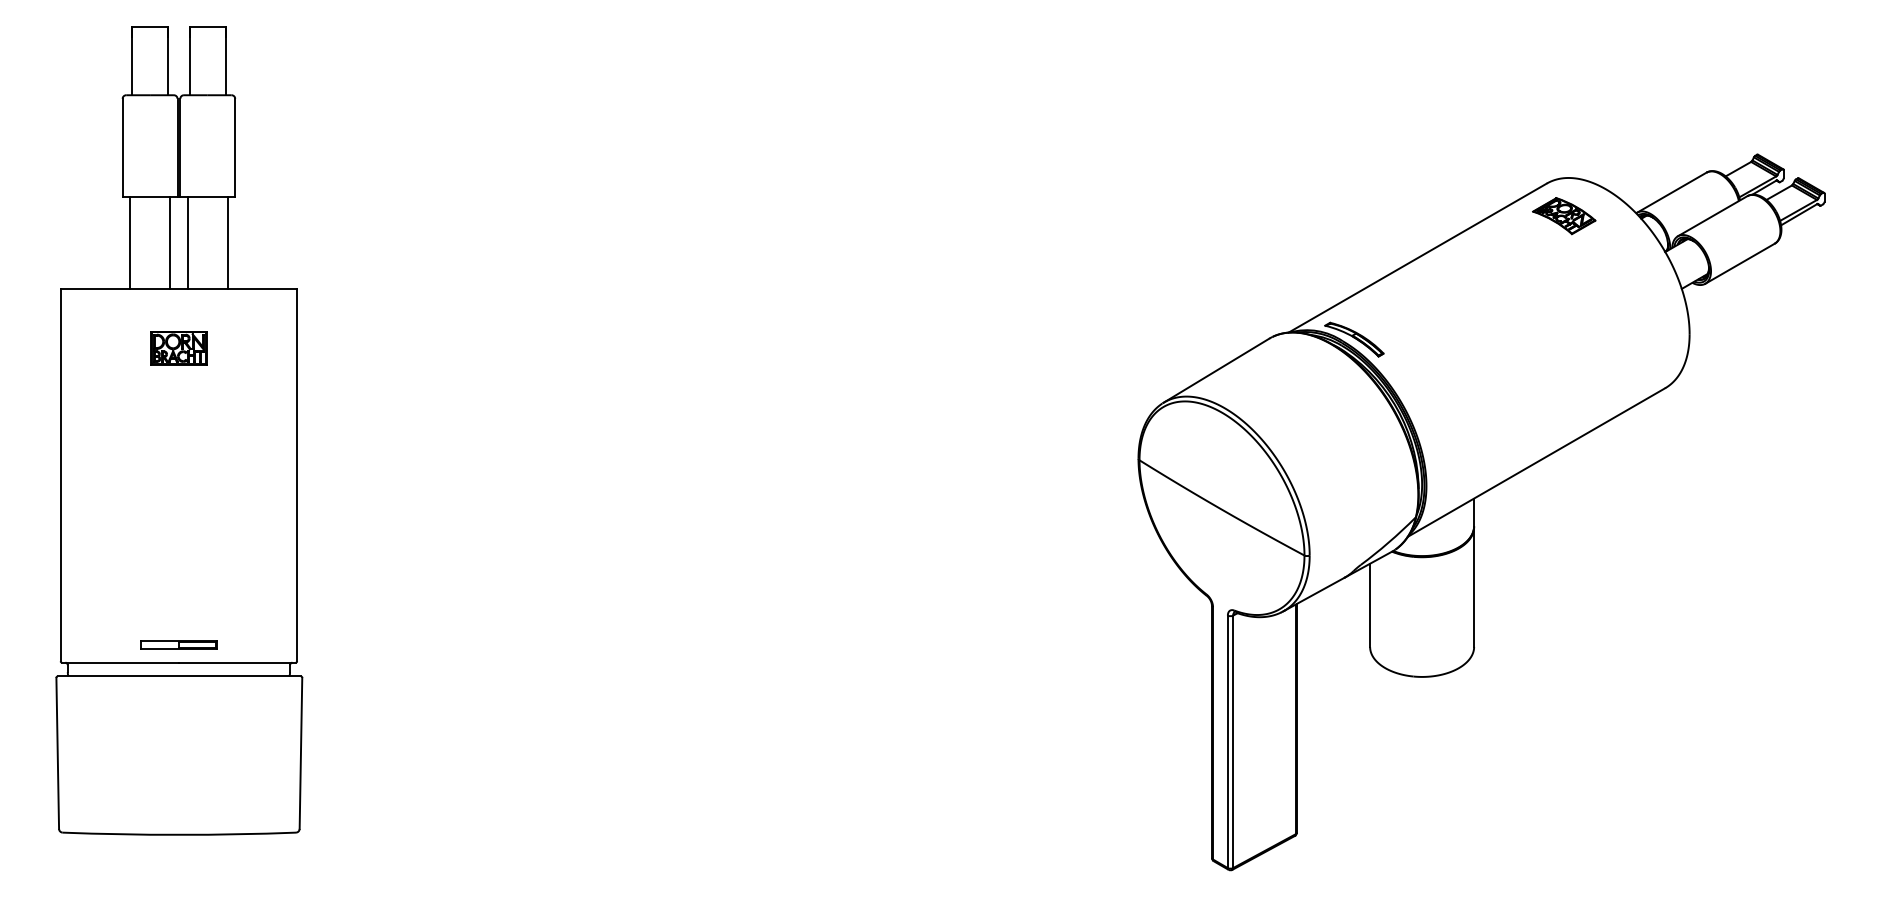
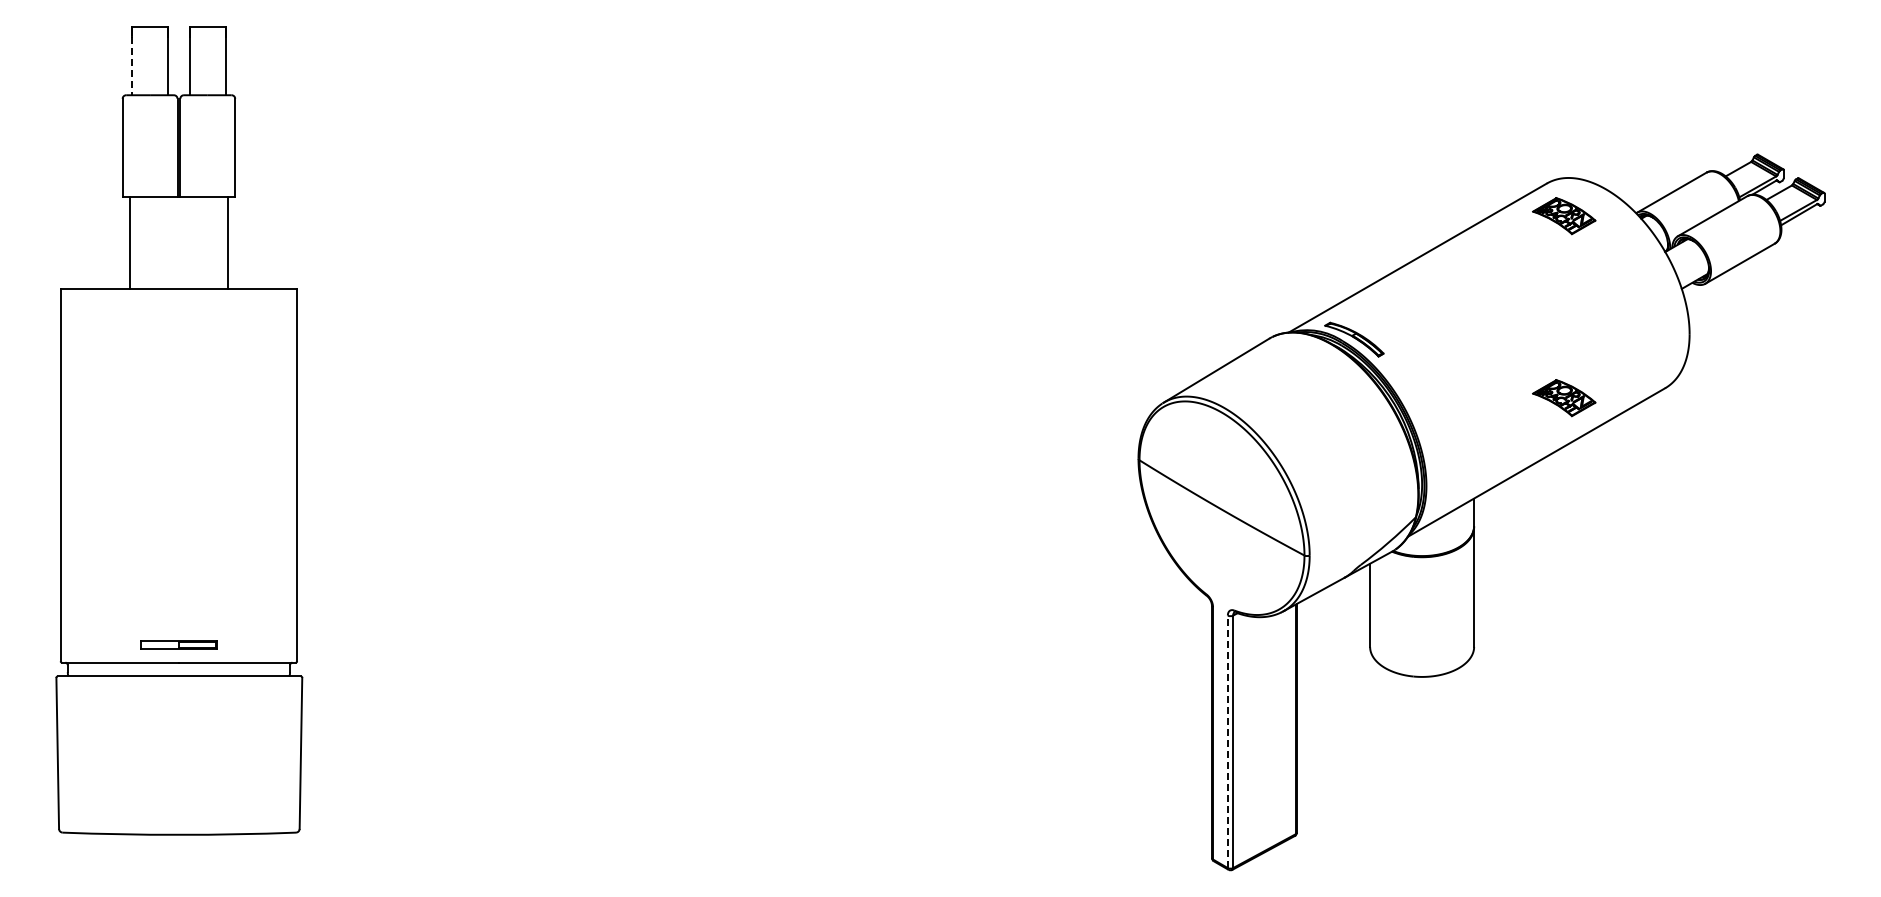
line: solid -> dashed (132, 66)
line: present -> none (170, 242)
line: present -> none (187, 242)
part: present -> none (178, 348)
part: none -> present (1564, 398)
line: solid -> dashed (1227, 741)
